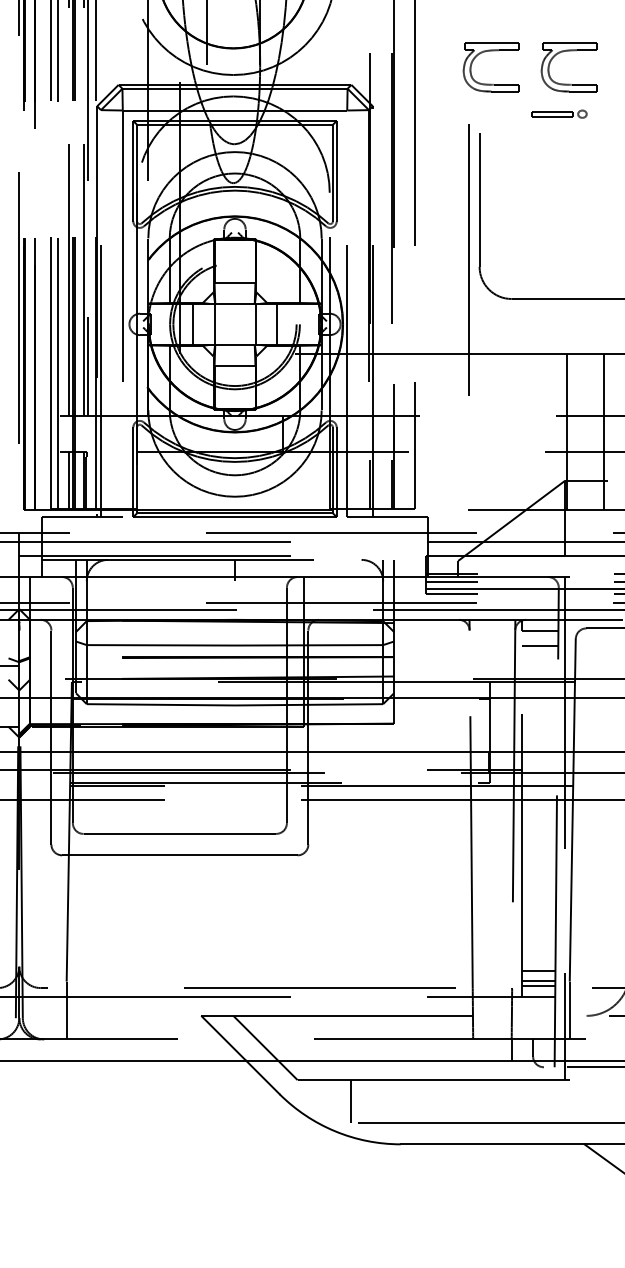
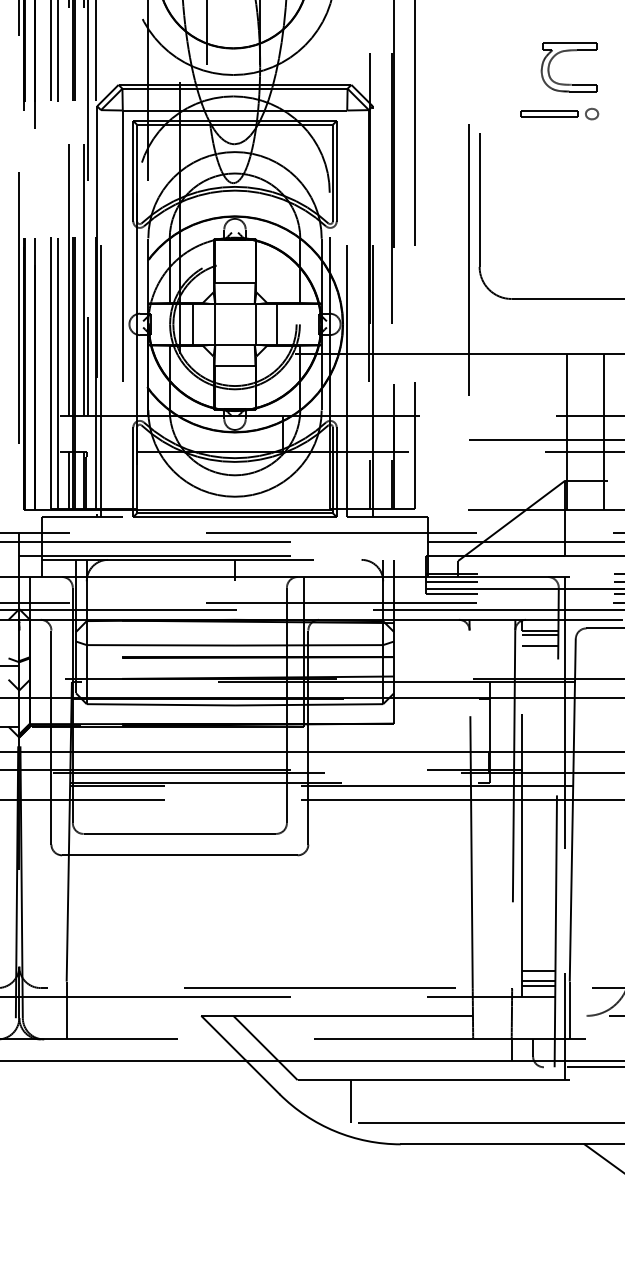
part: present -> none (485, 52)
part size: 57x10 px -> 80x13 px (559, 114)
line: none -> present (544, 440)
line: none -> present (540, 634)
